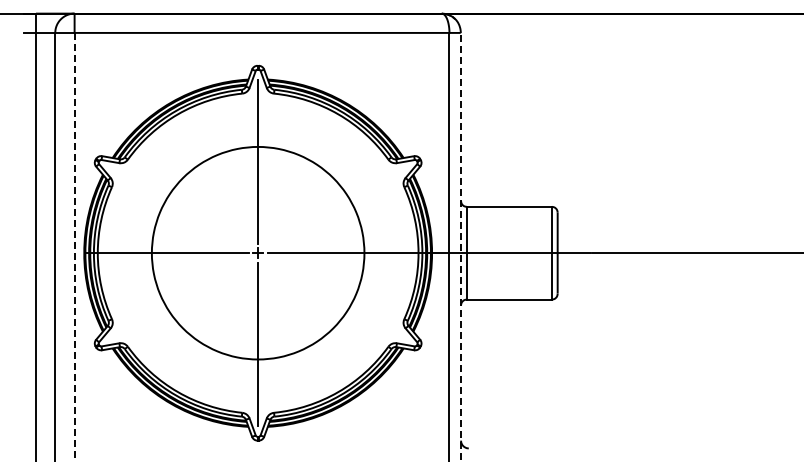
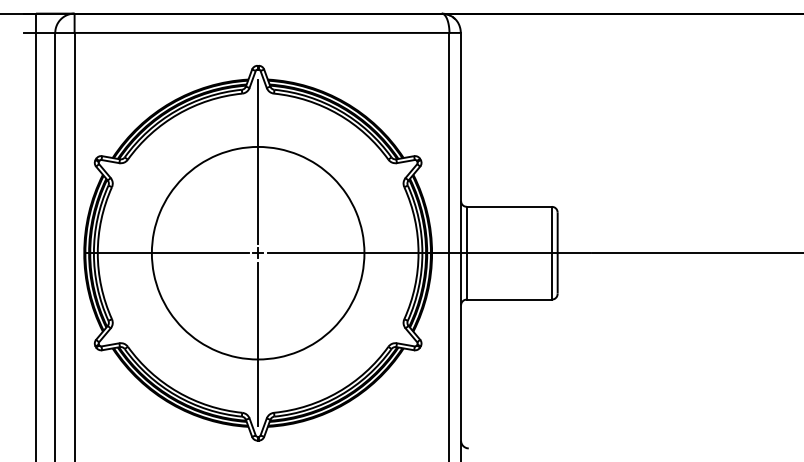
line: dashed -> solid (461, 246)
line: dashed -> solid (74, 247)
